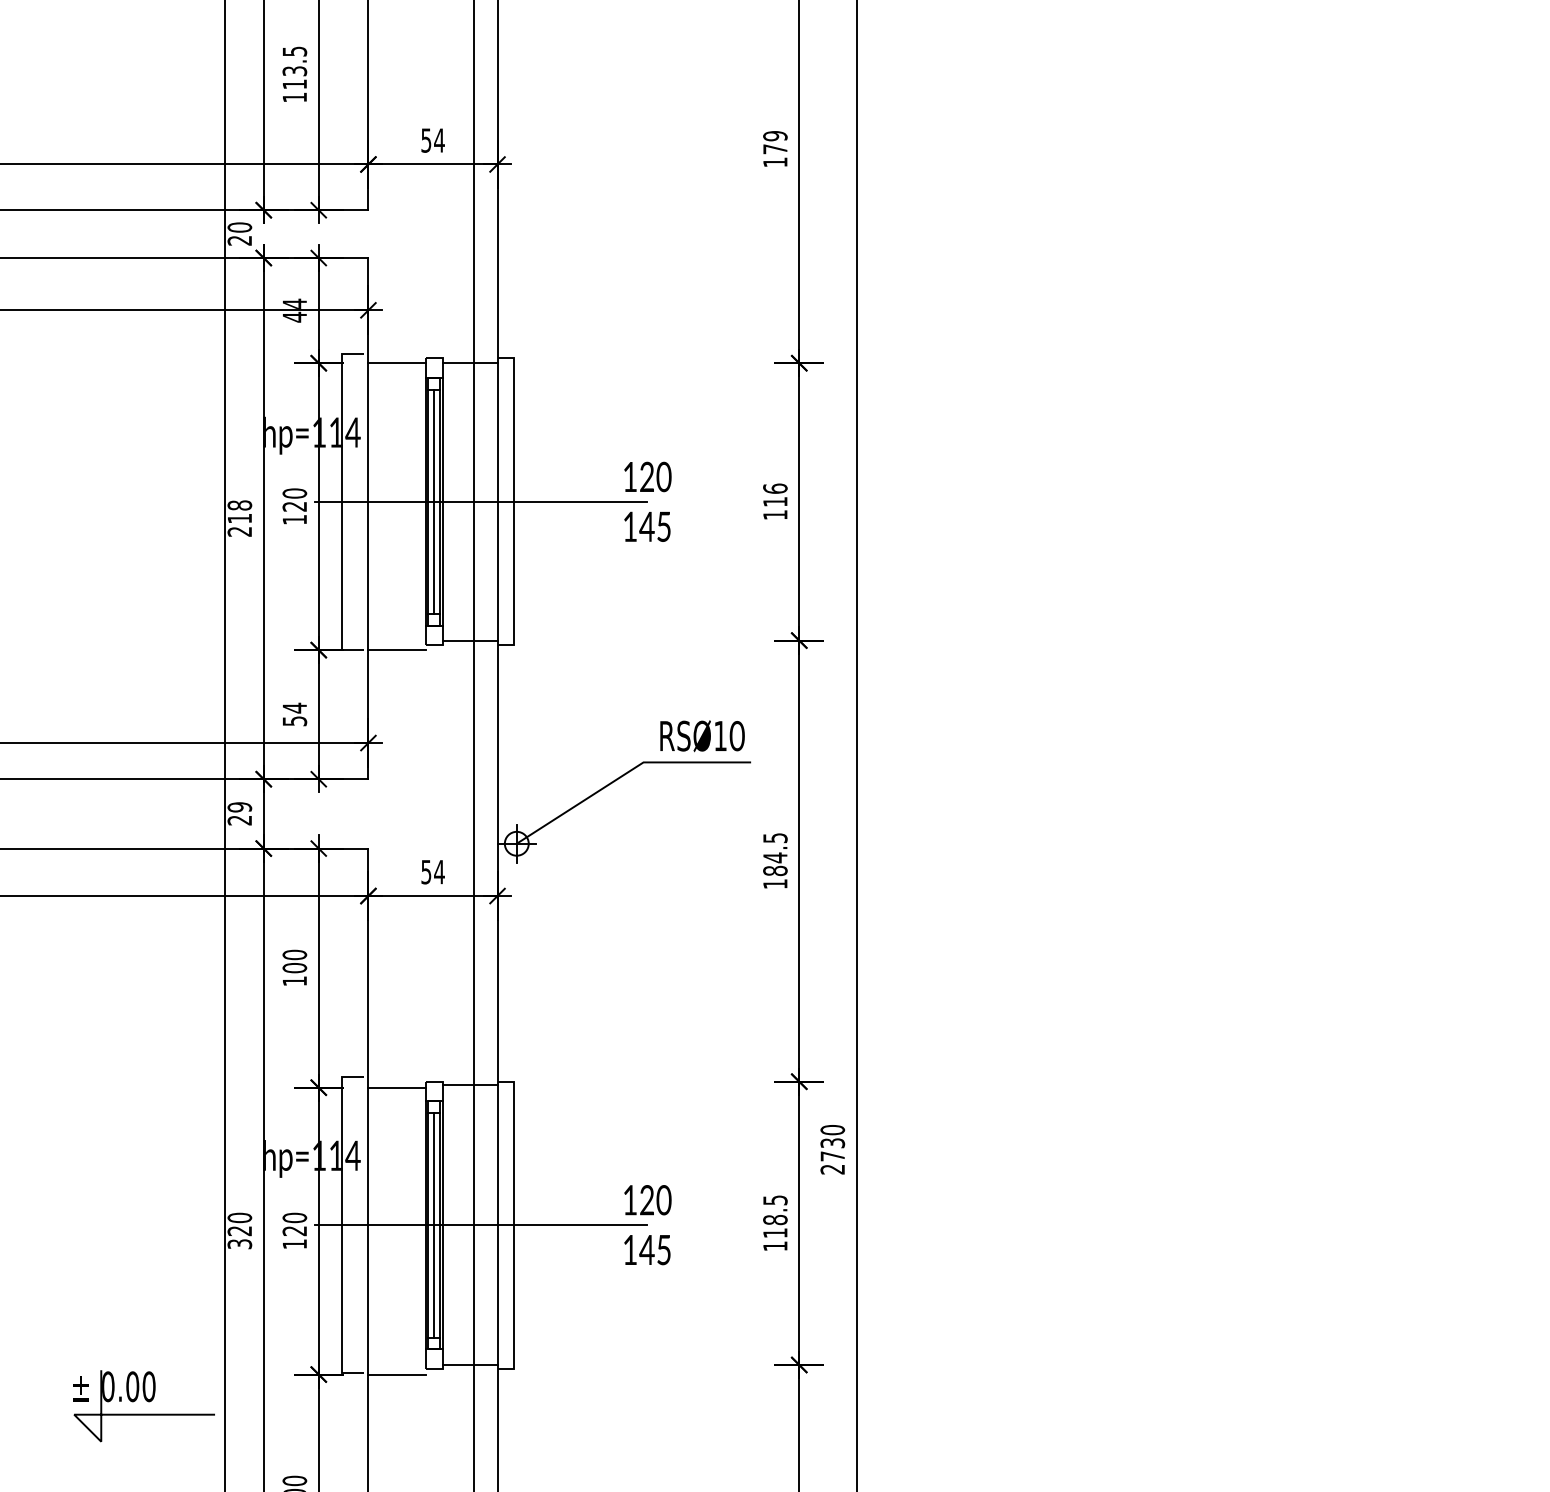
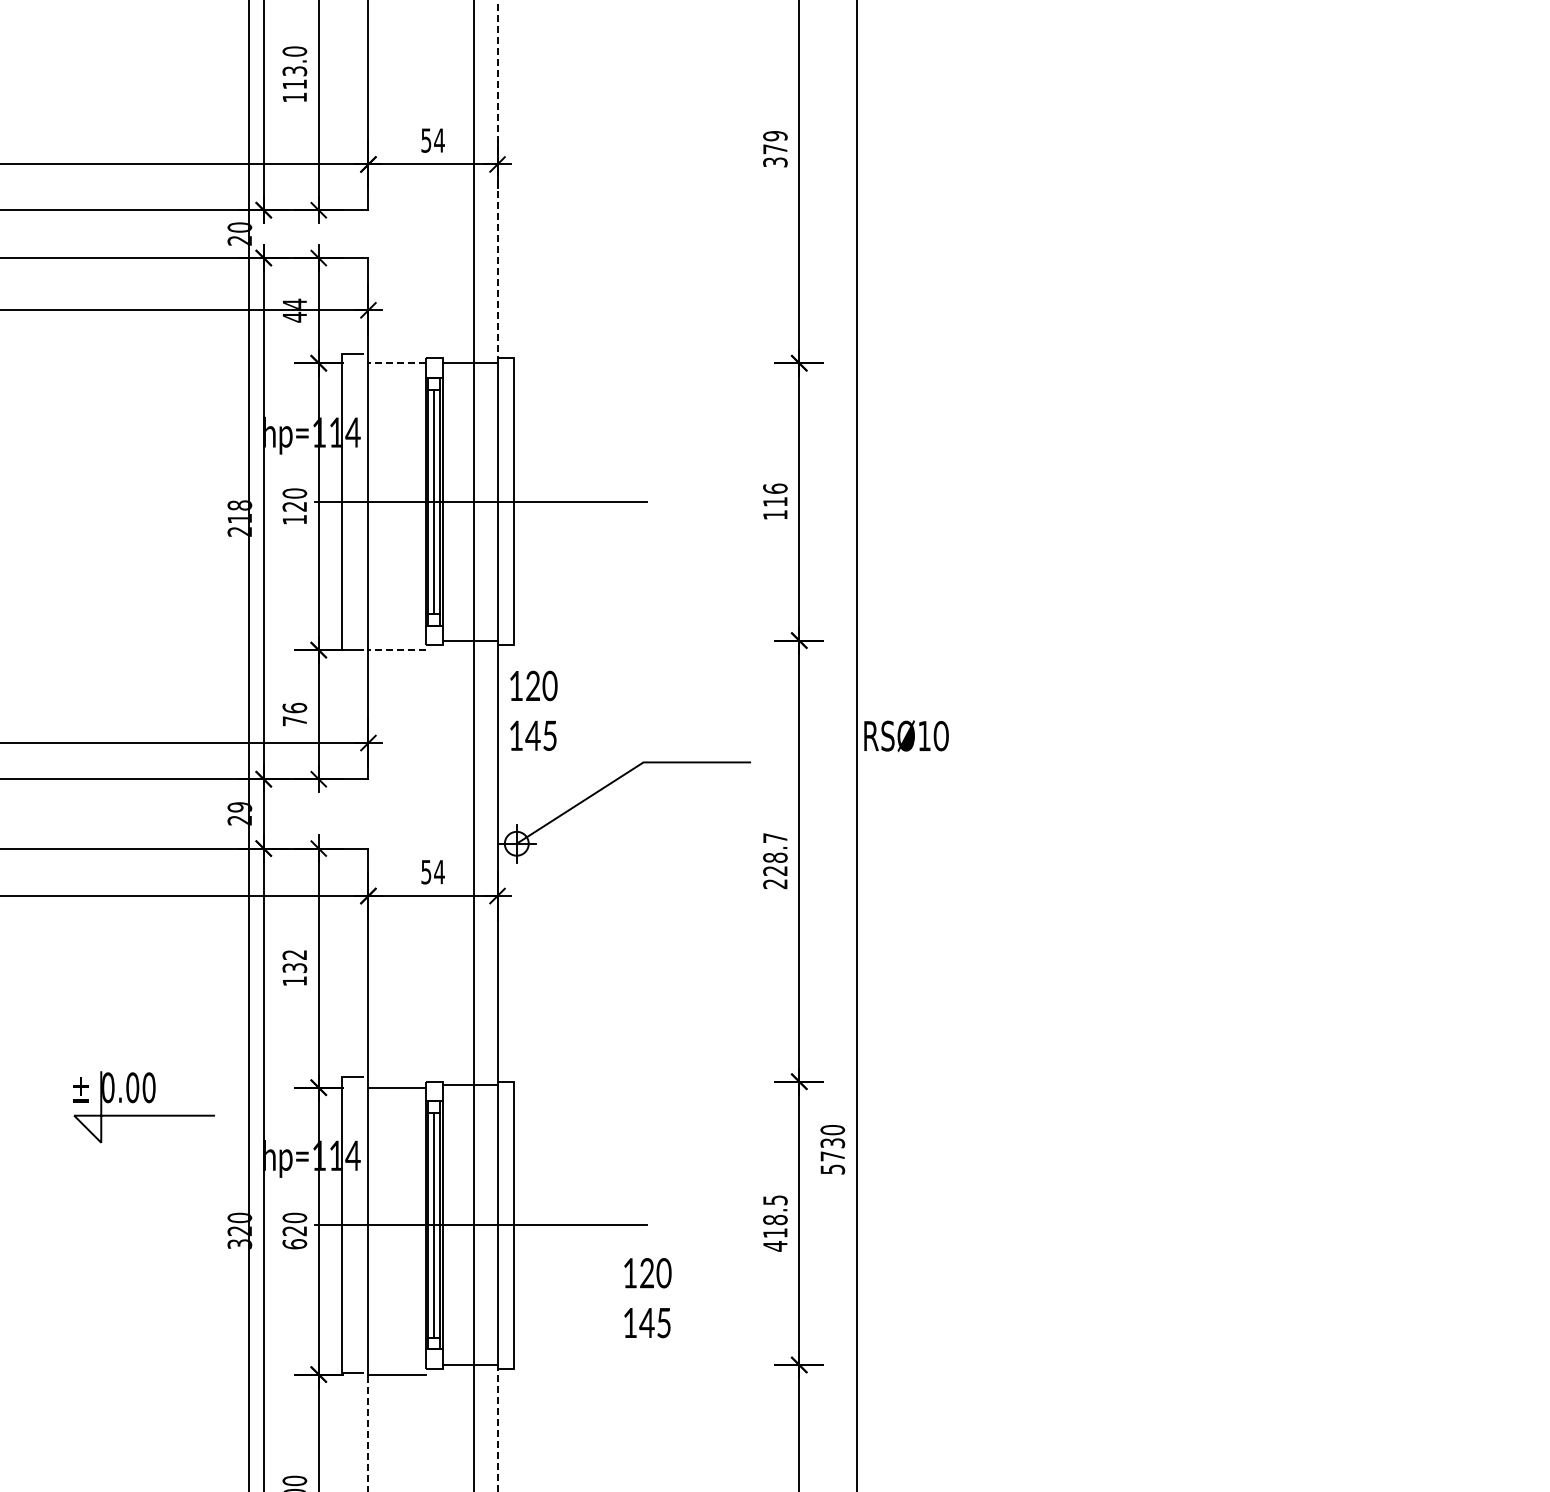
text: 113.5 -> 113.0 (294, 51)
text: 179 -> 379 (775, 162)
line: solid -> dashed (497, 181)
line: solid -> dashed (397, 363)
text position: (647, 501) -> (533, 710) (533, 710)
line: solid -> dashed (397, 650)
text: 54 -> 76 (294, 714)
text position: (702, 736) -> (906, 736) (906, 736)
line position: (224, 745) -> (248, 745) (248, 745)
text: 184.5 -> 228.7 (775, 861)
text: 100 -> 132 (294, 961)
text: 2730 -> 5730 (832, 1169)
text position: (647, 1225) -> (647, 1298) (647, 1298)
text: 120 -> 620 (294, 1244)
text: 118.5 -> 418.5 (775, 1246)
part position: (143, 1406) -> (143, 1107) (143, 1107)
line: solid -> dashed (497, 1427)
line: solid -> dashed (368, 1432)
